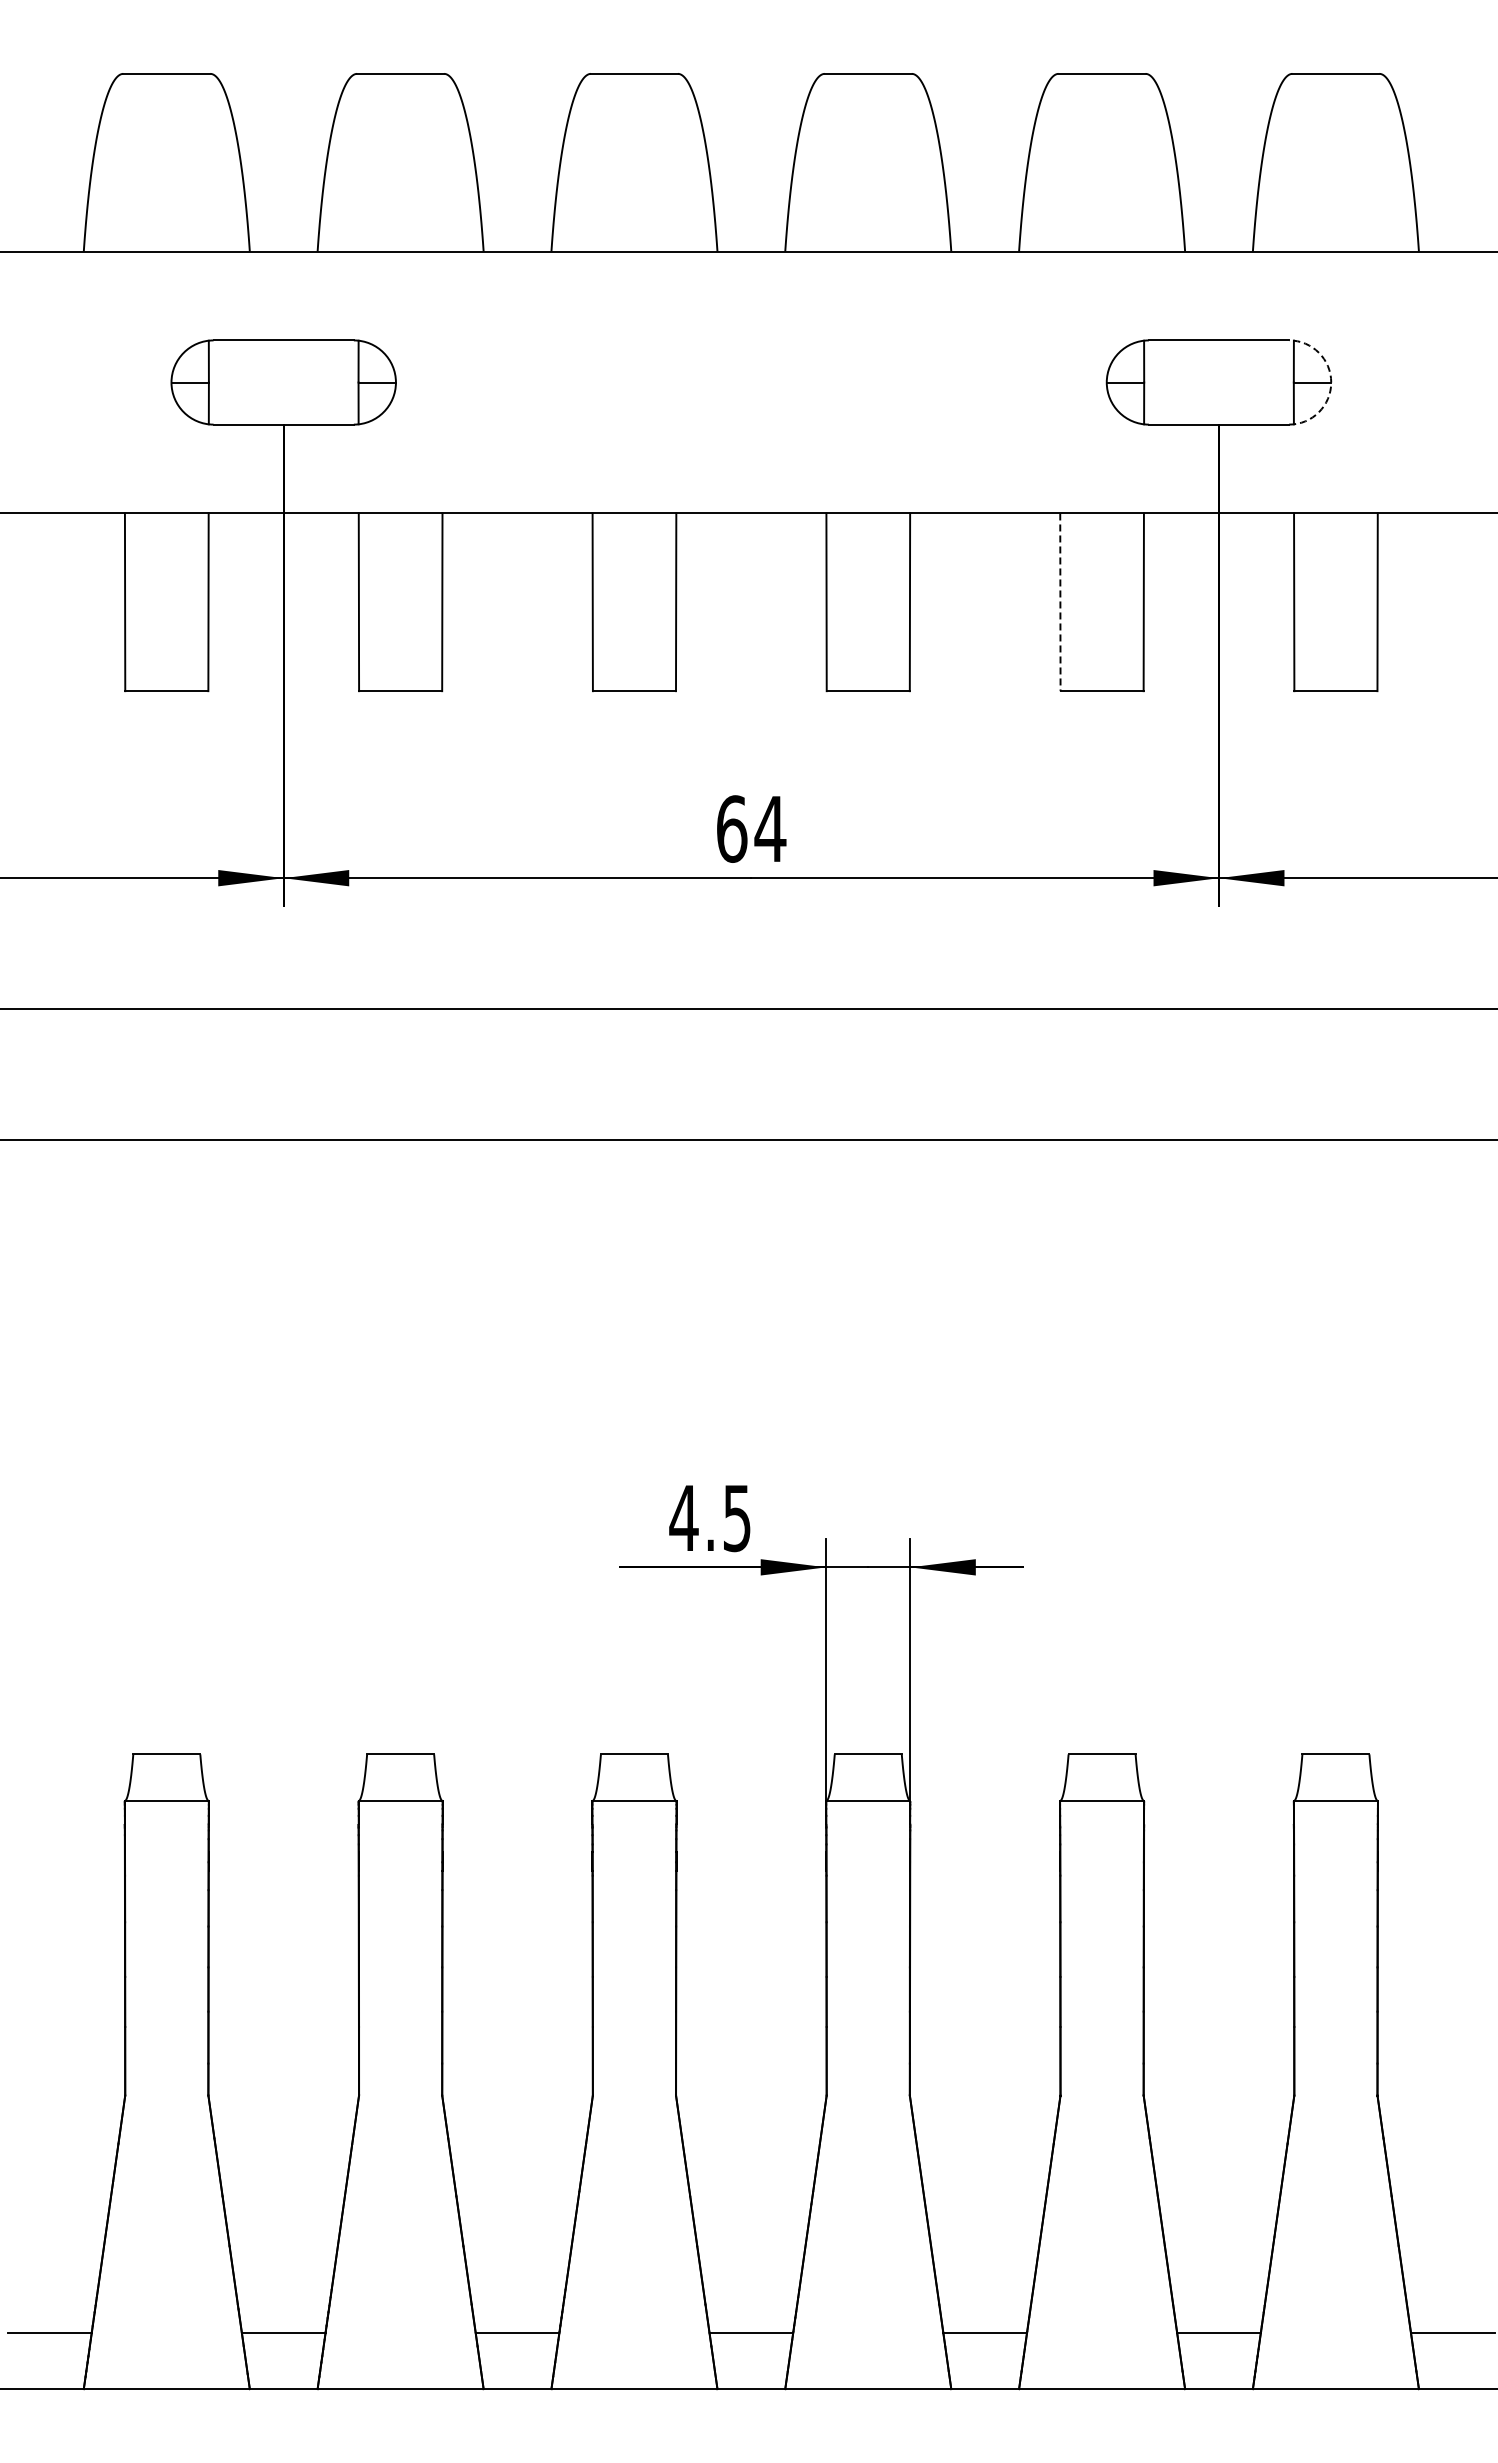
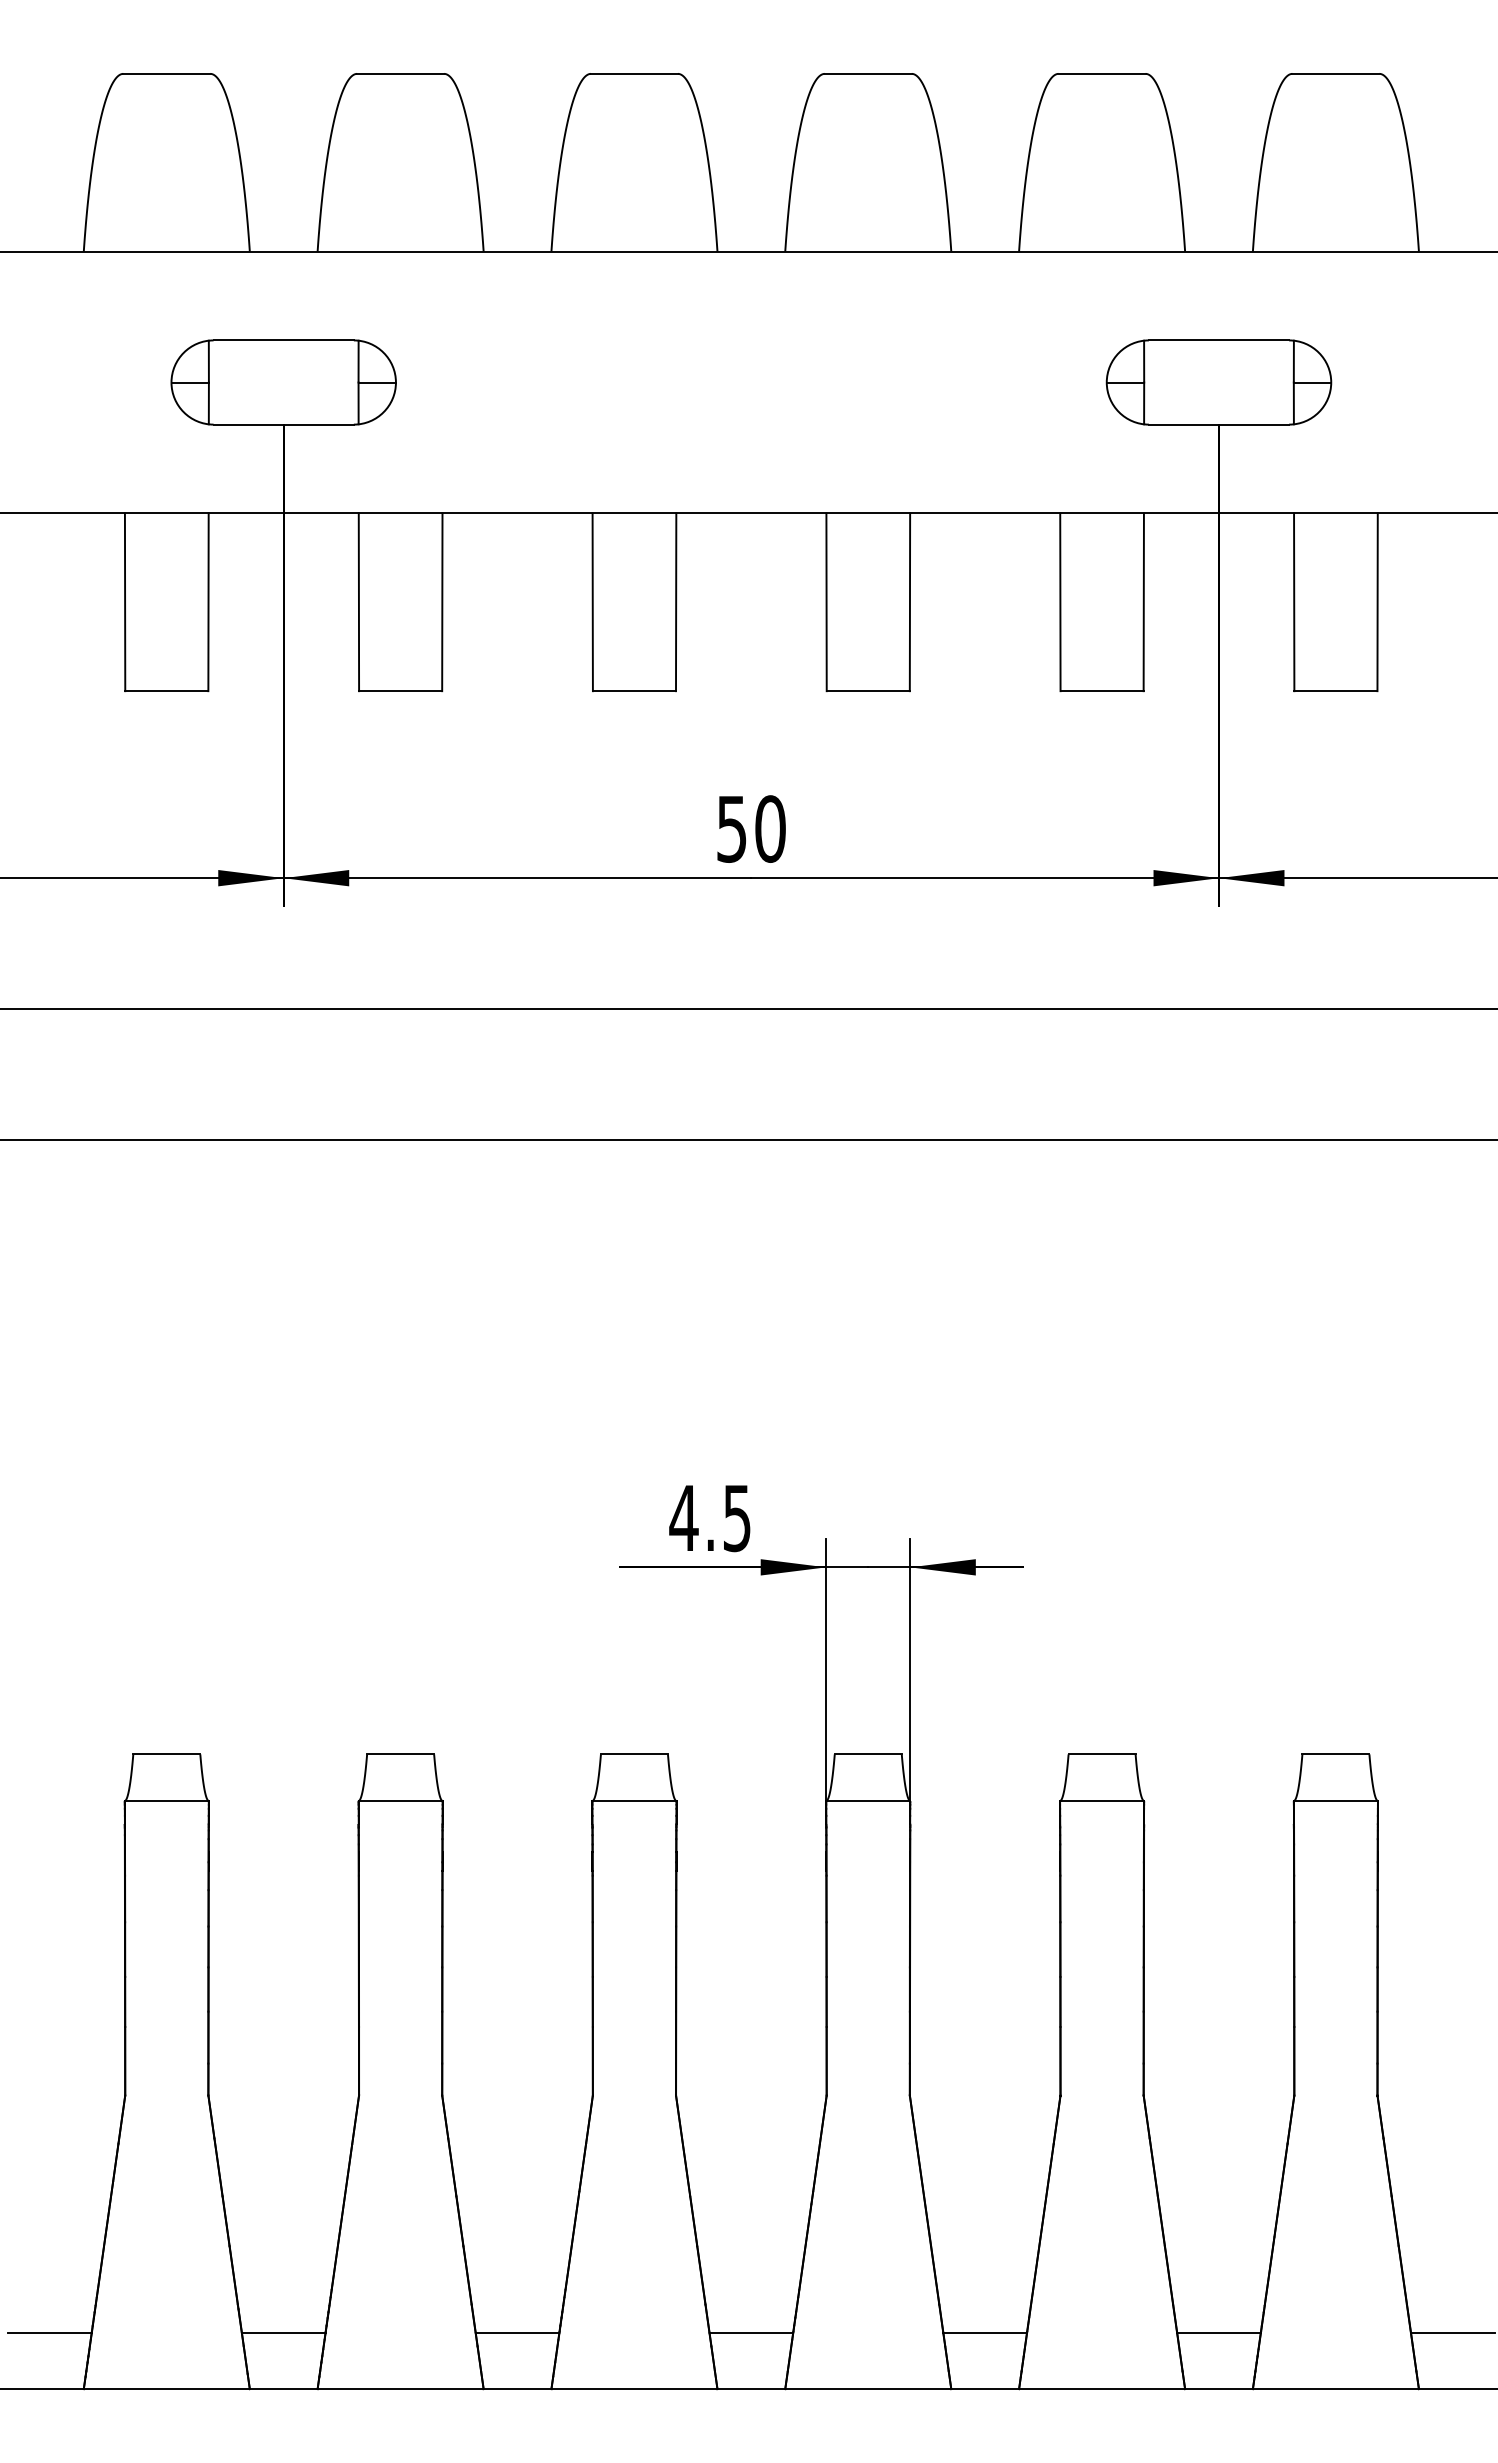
arc: dashed -> solid (1331, 382)
line: dashed -> solid (1060, 602)
text: 64 -> 50 (751, 828)
